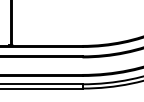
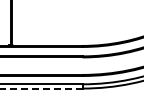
line: solid -> dashed (41, 88)
